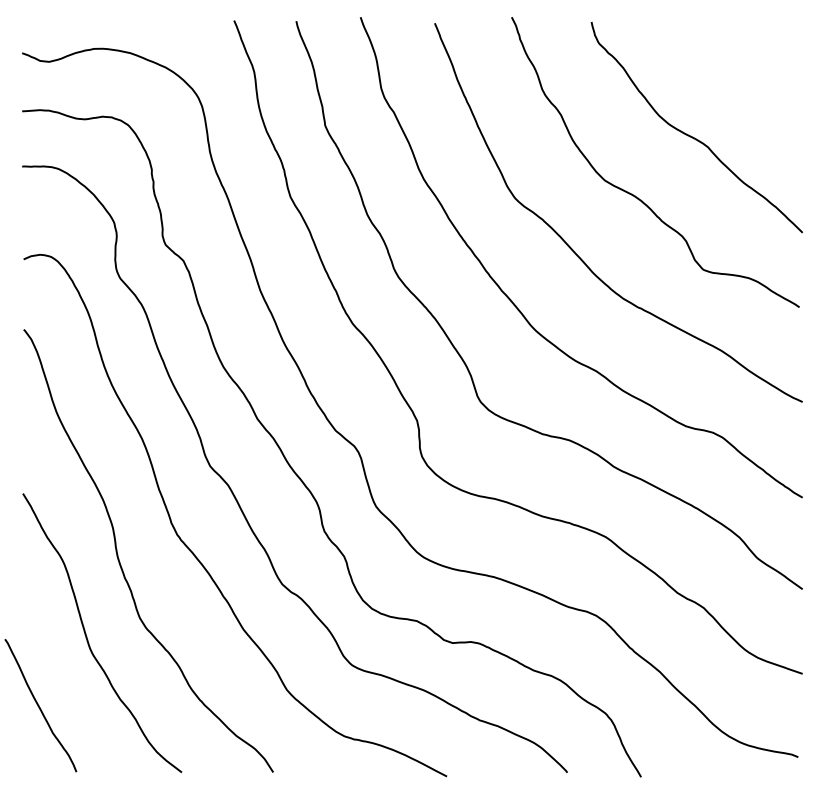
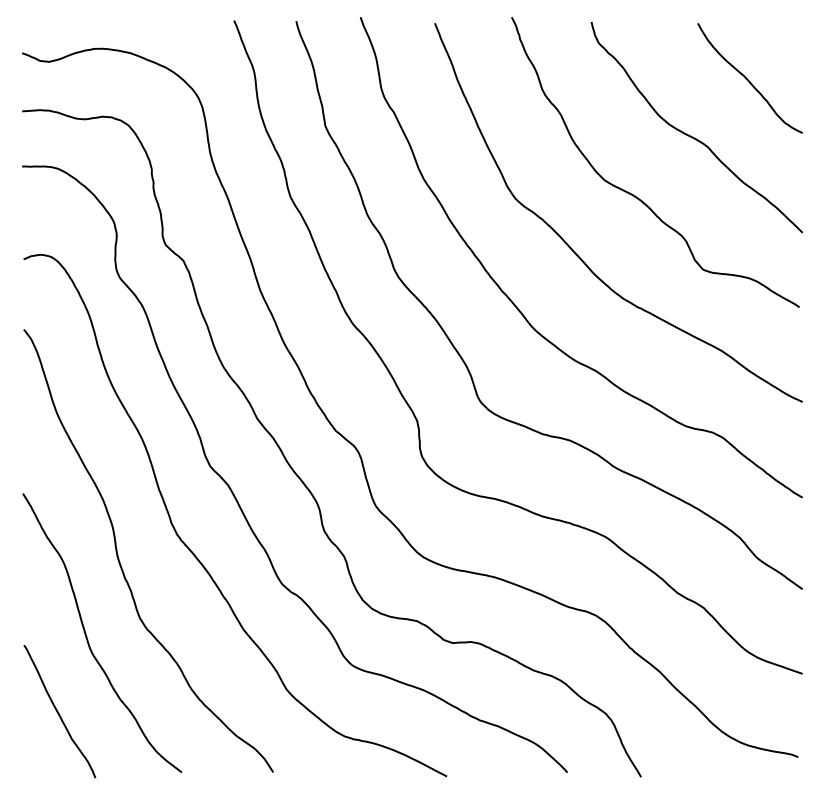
curve: none -> present (748, 79)
curve position: (39, 705) -> (58, 711) (58, 711)
